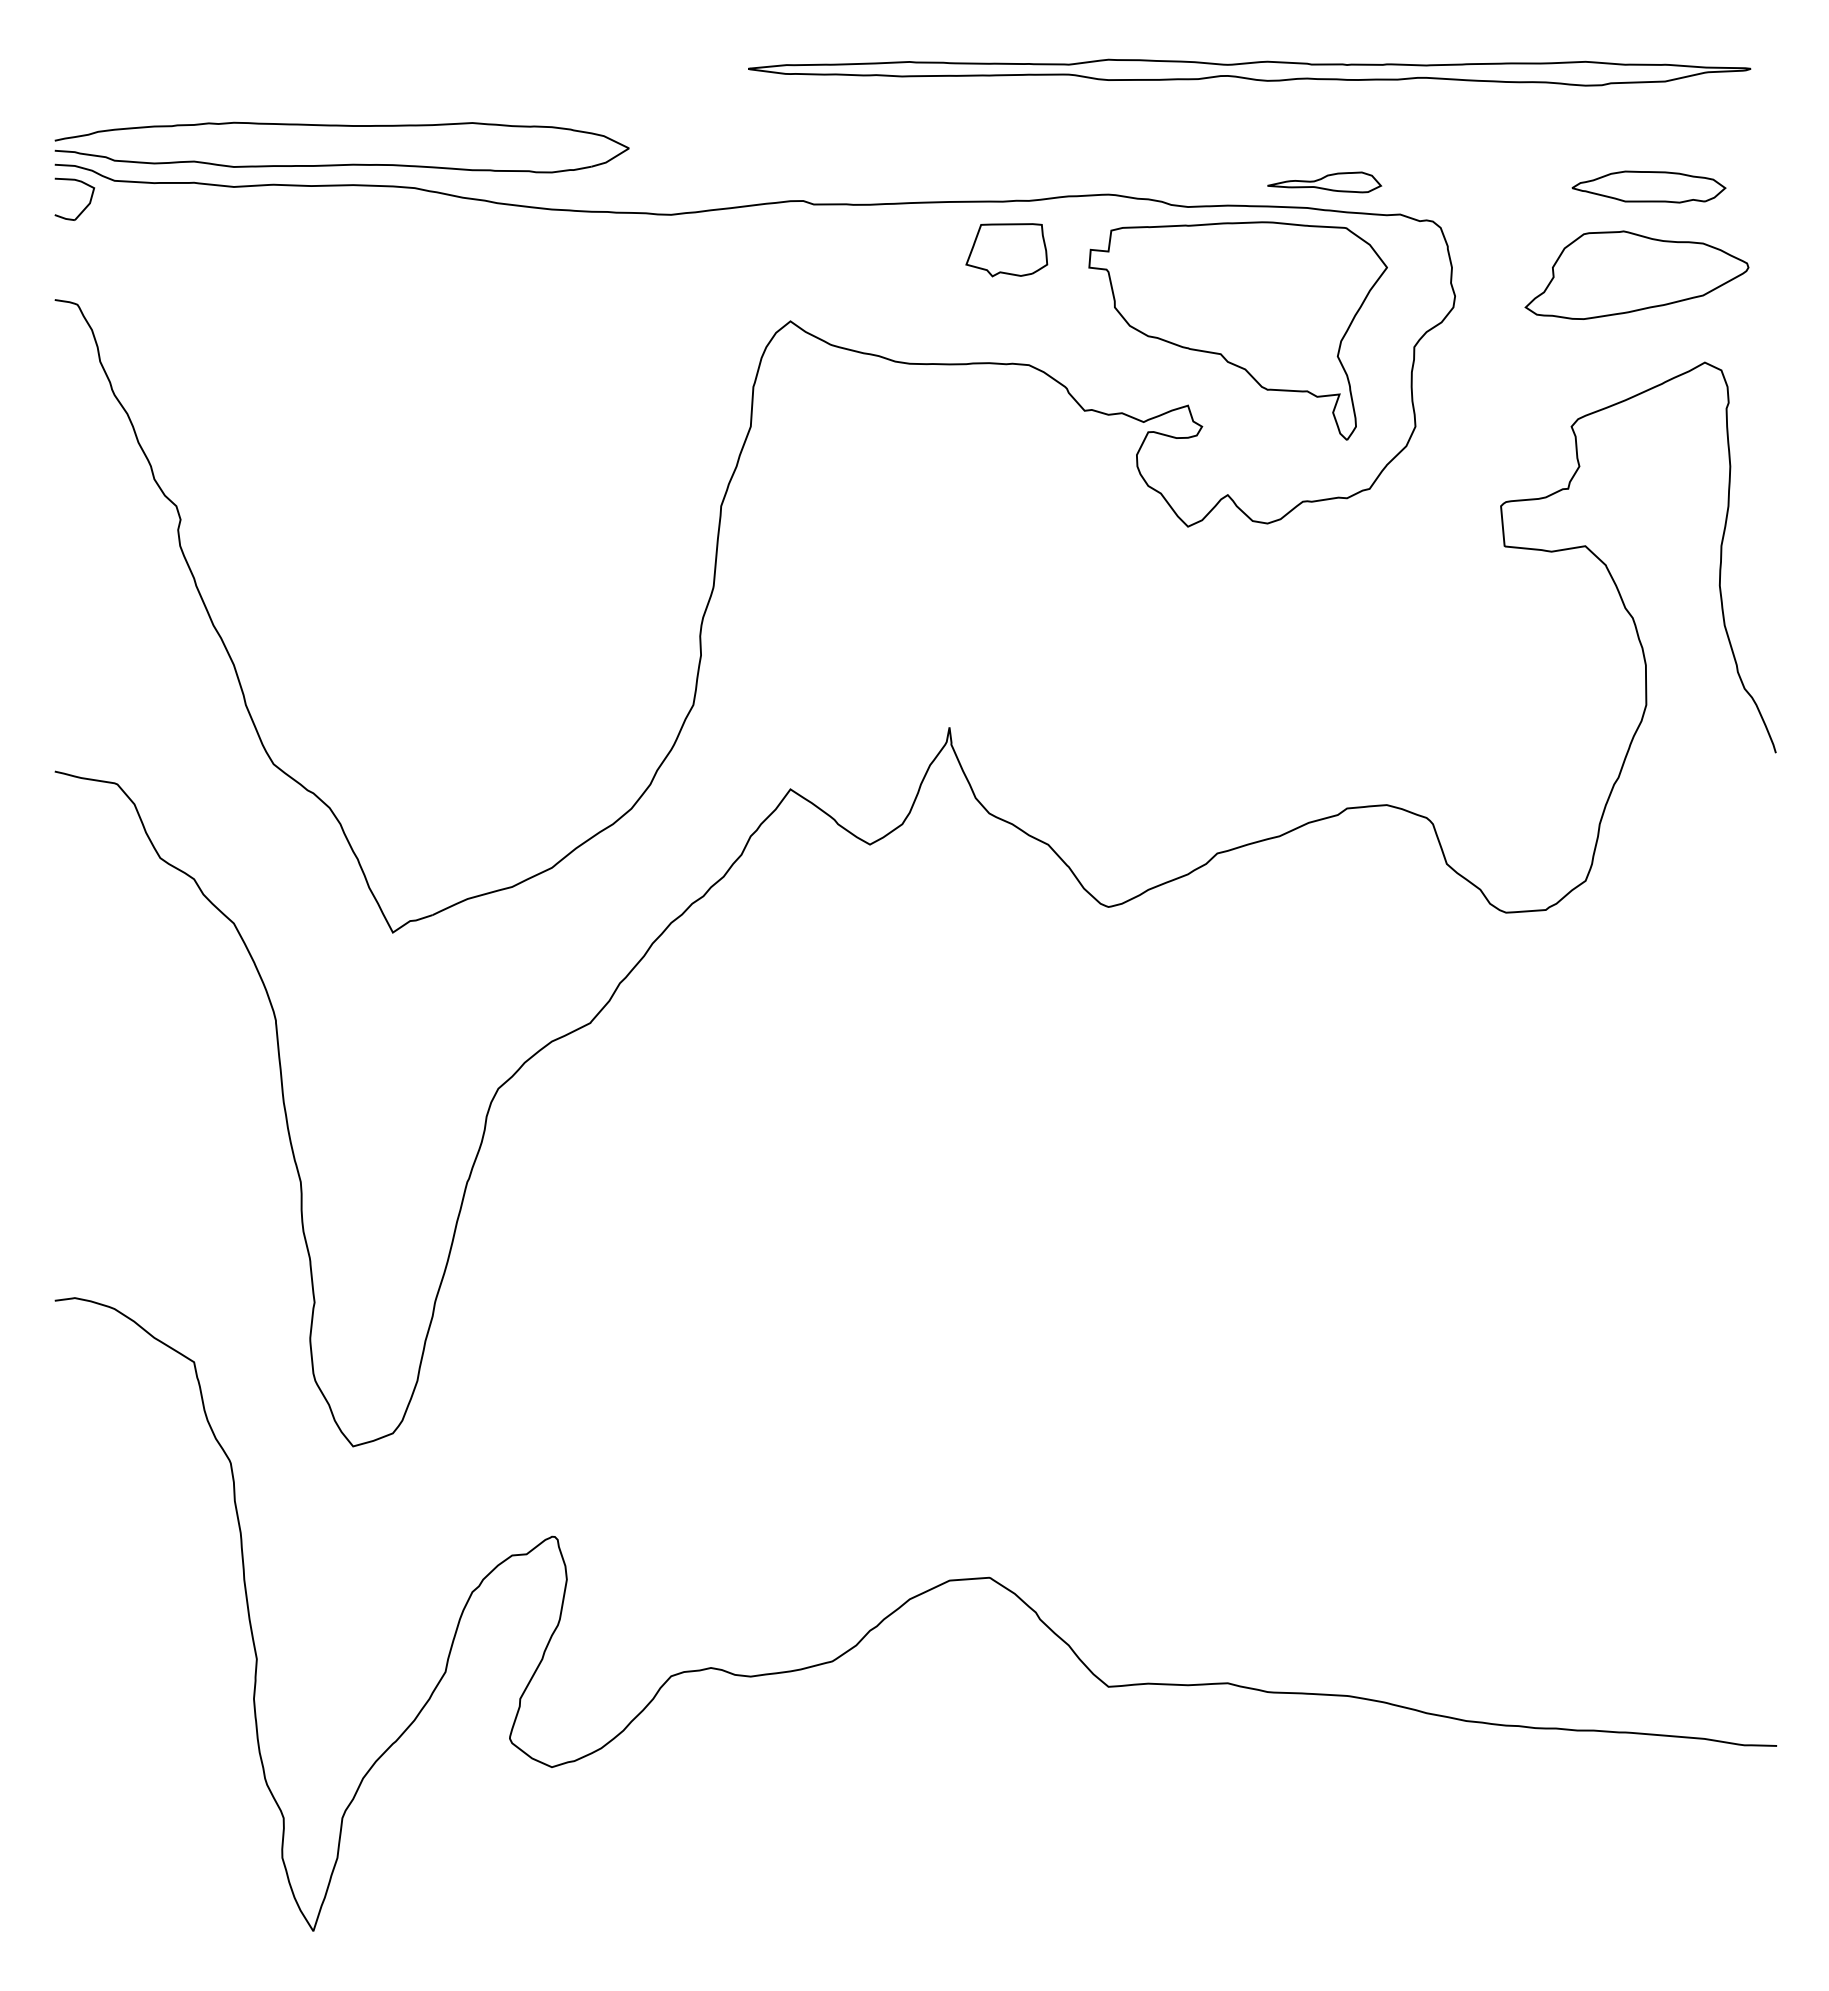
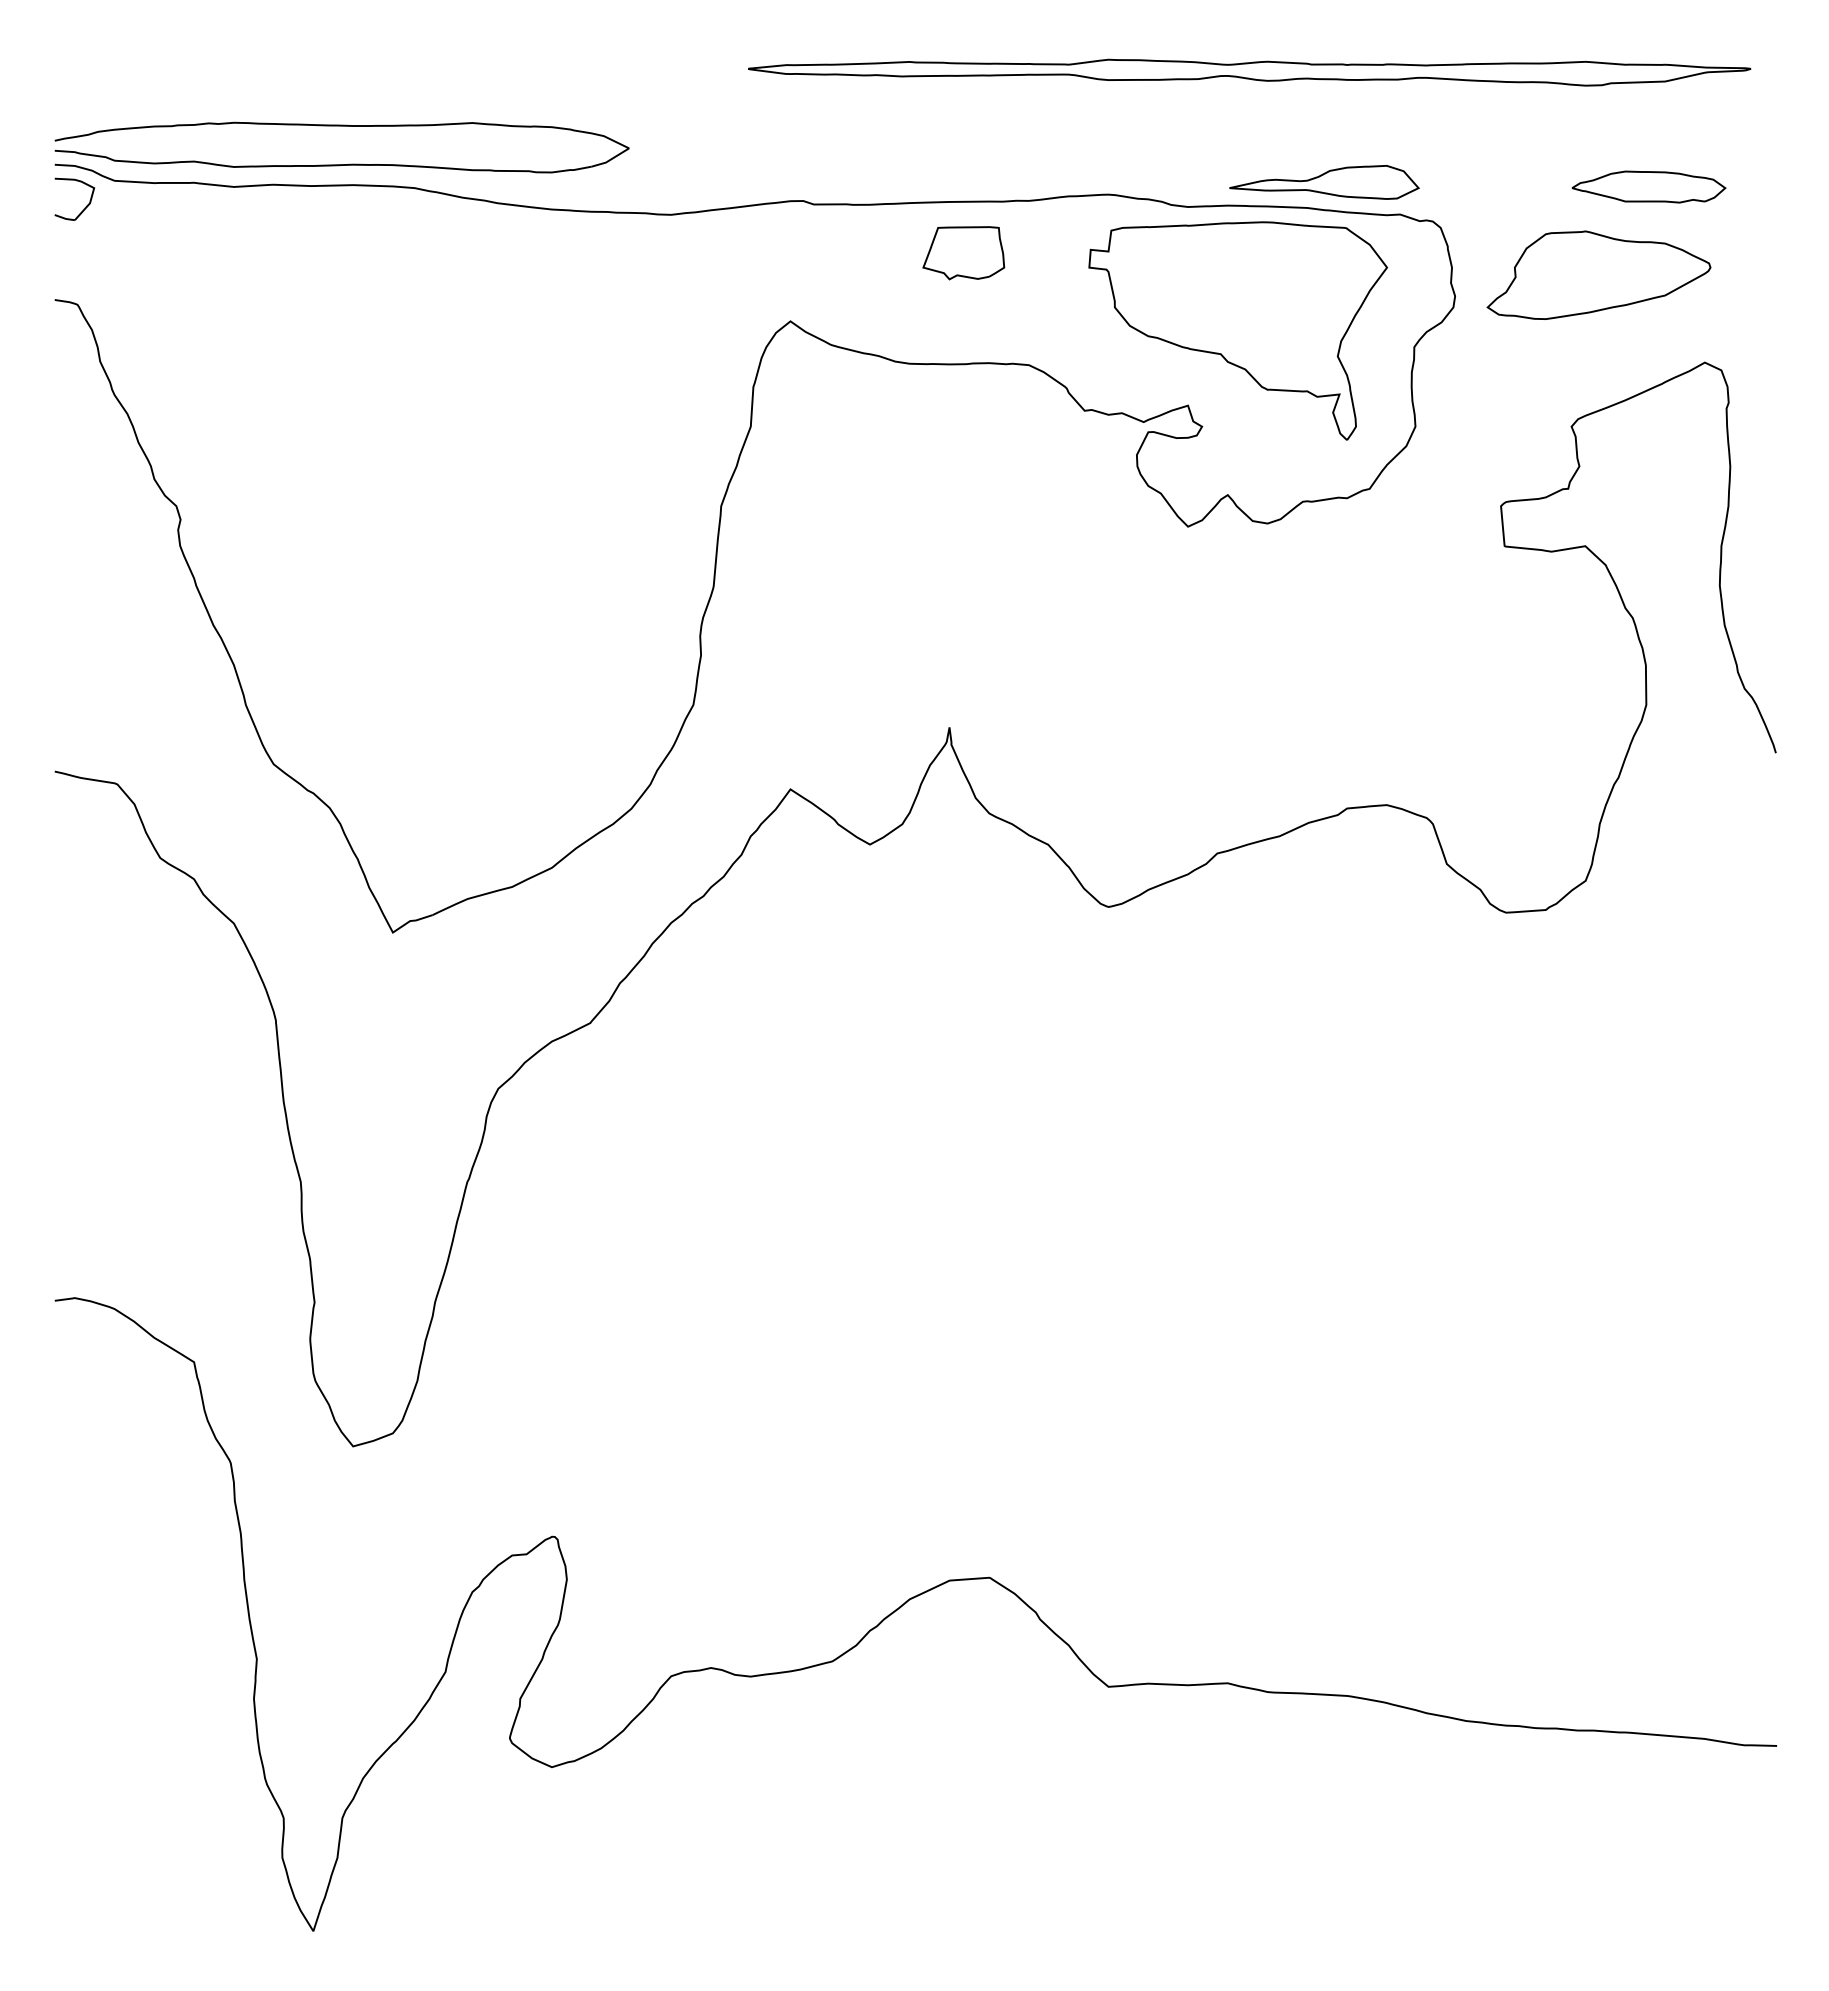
part size: 116x23 px -> 191x35 px (1324, 182)
part position: (1006, 250) -> (963, 253) (963, 253)
part position: (1636, 274) -> (1598, 274) (1598, 274)
